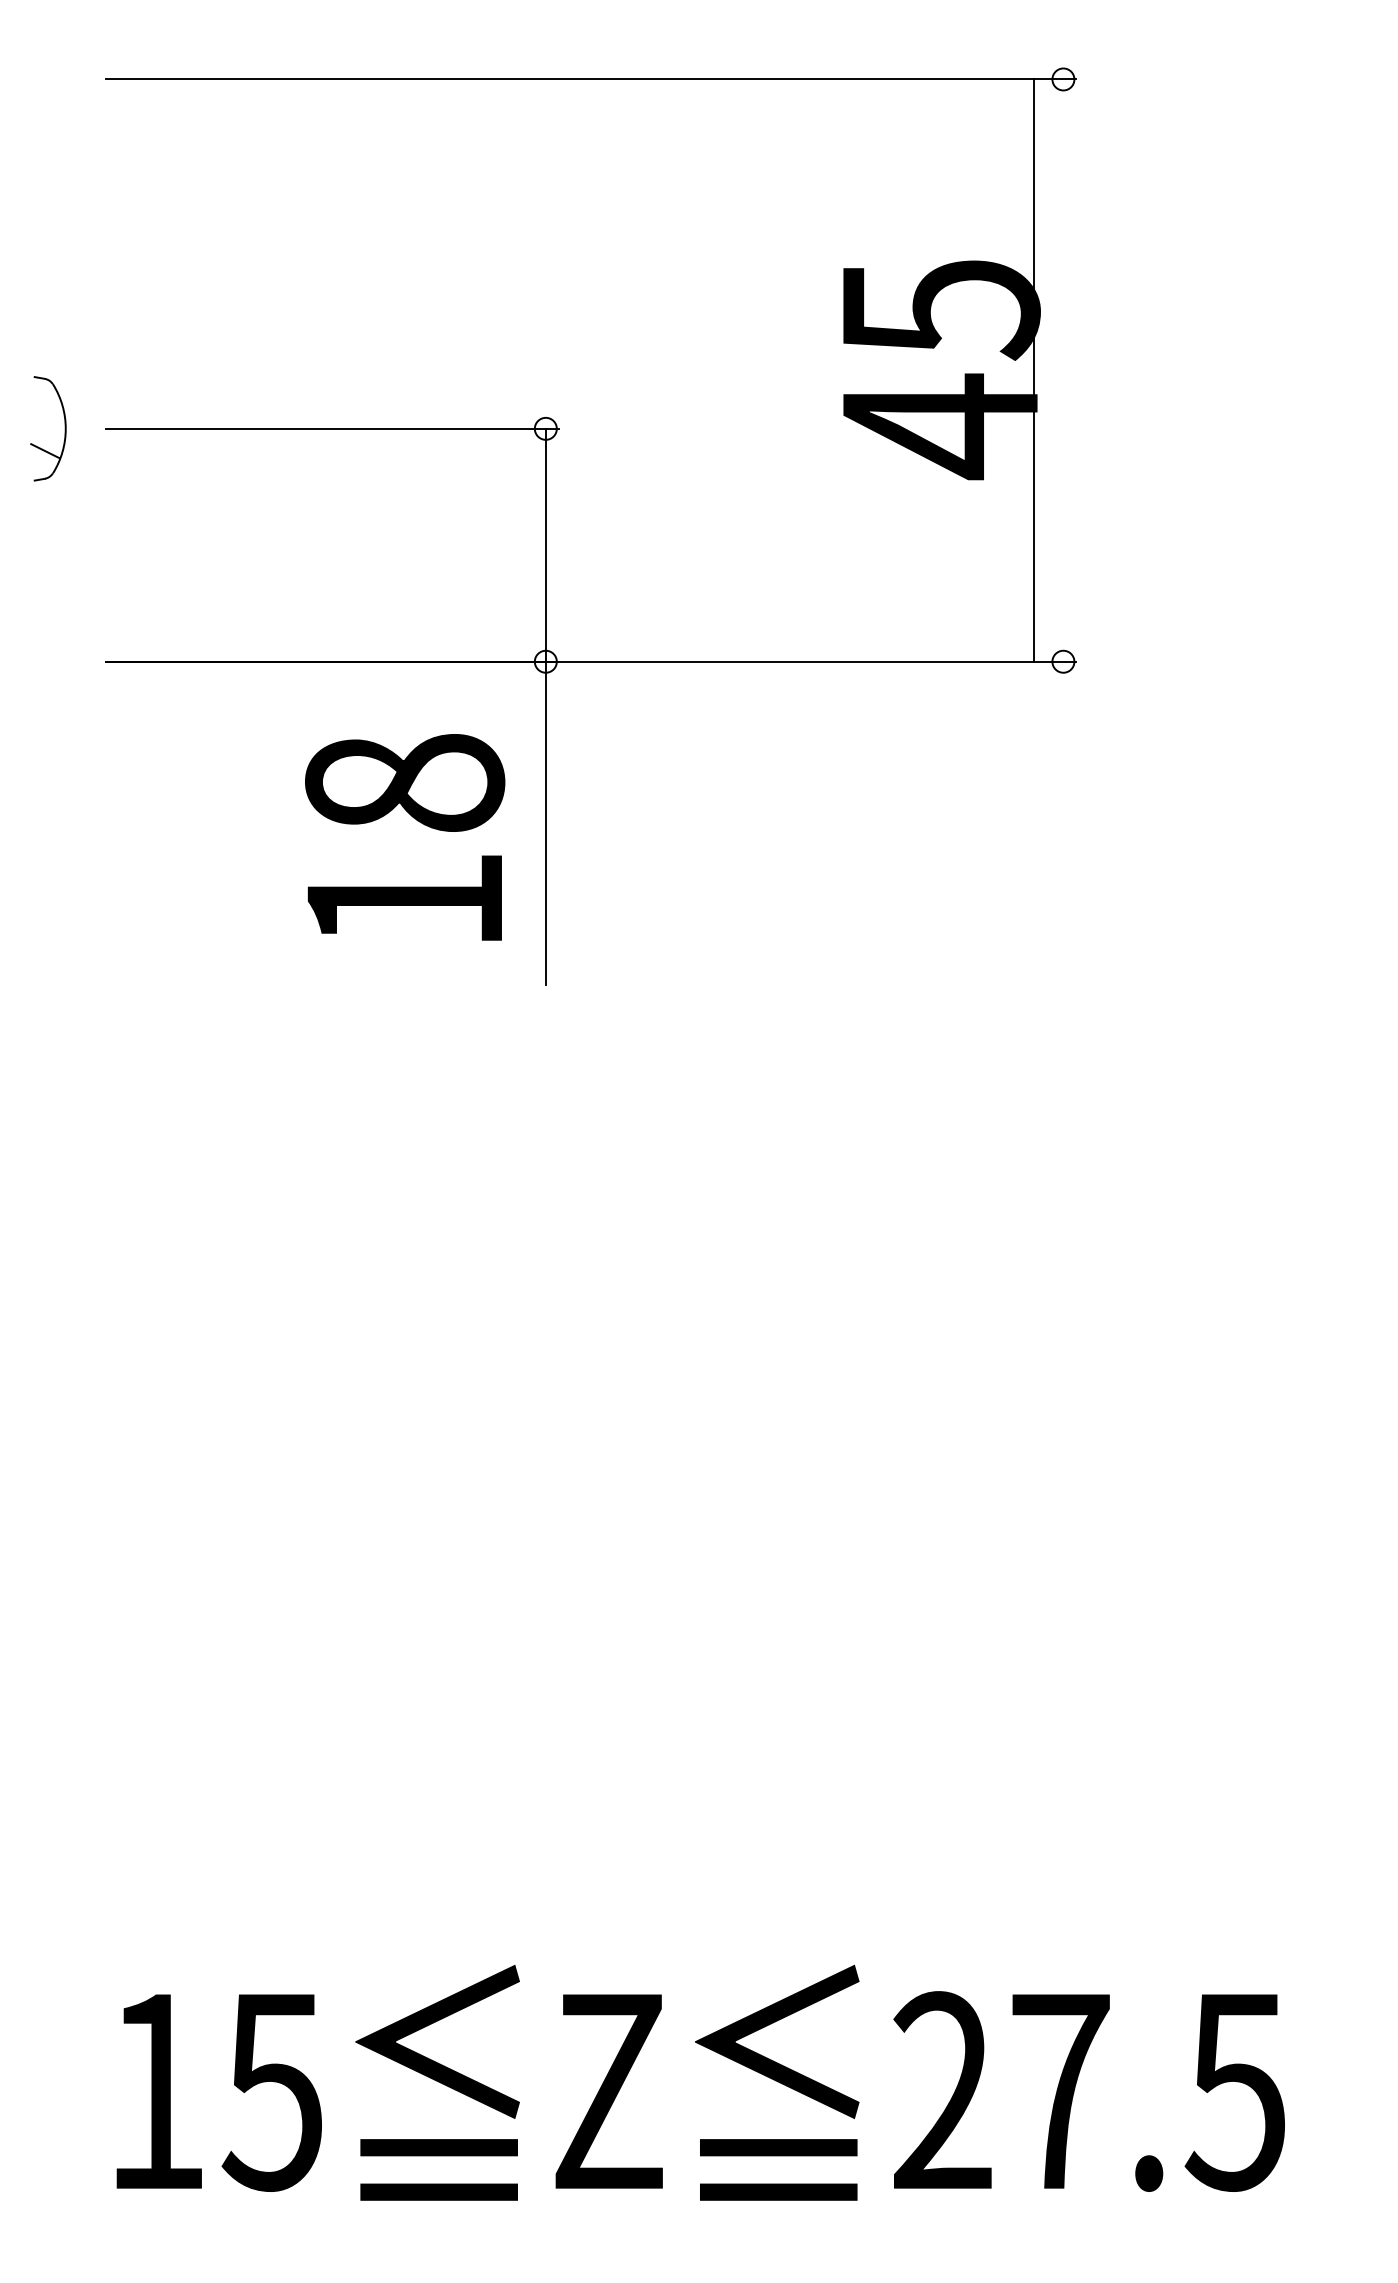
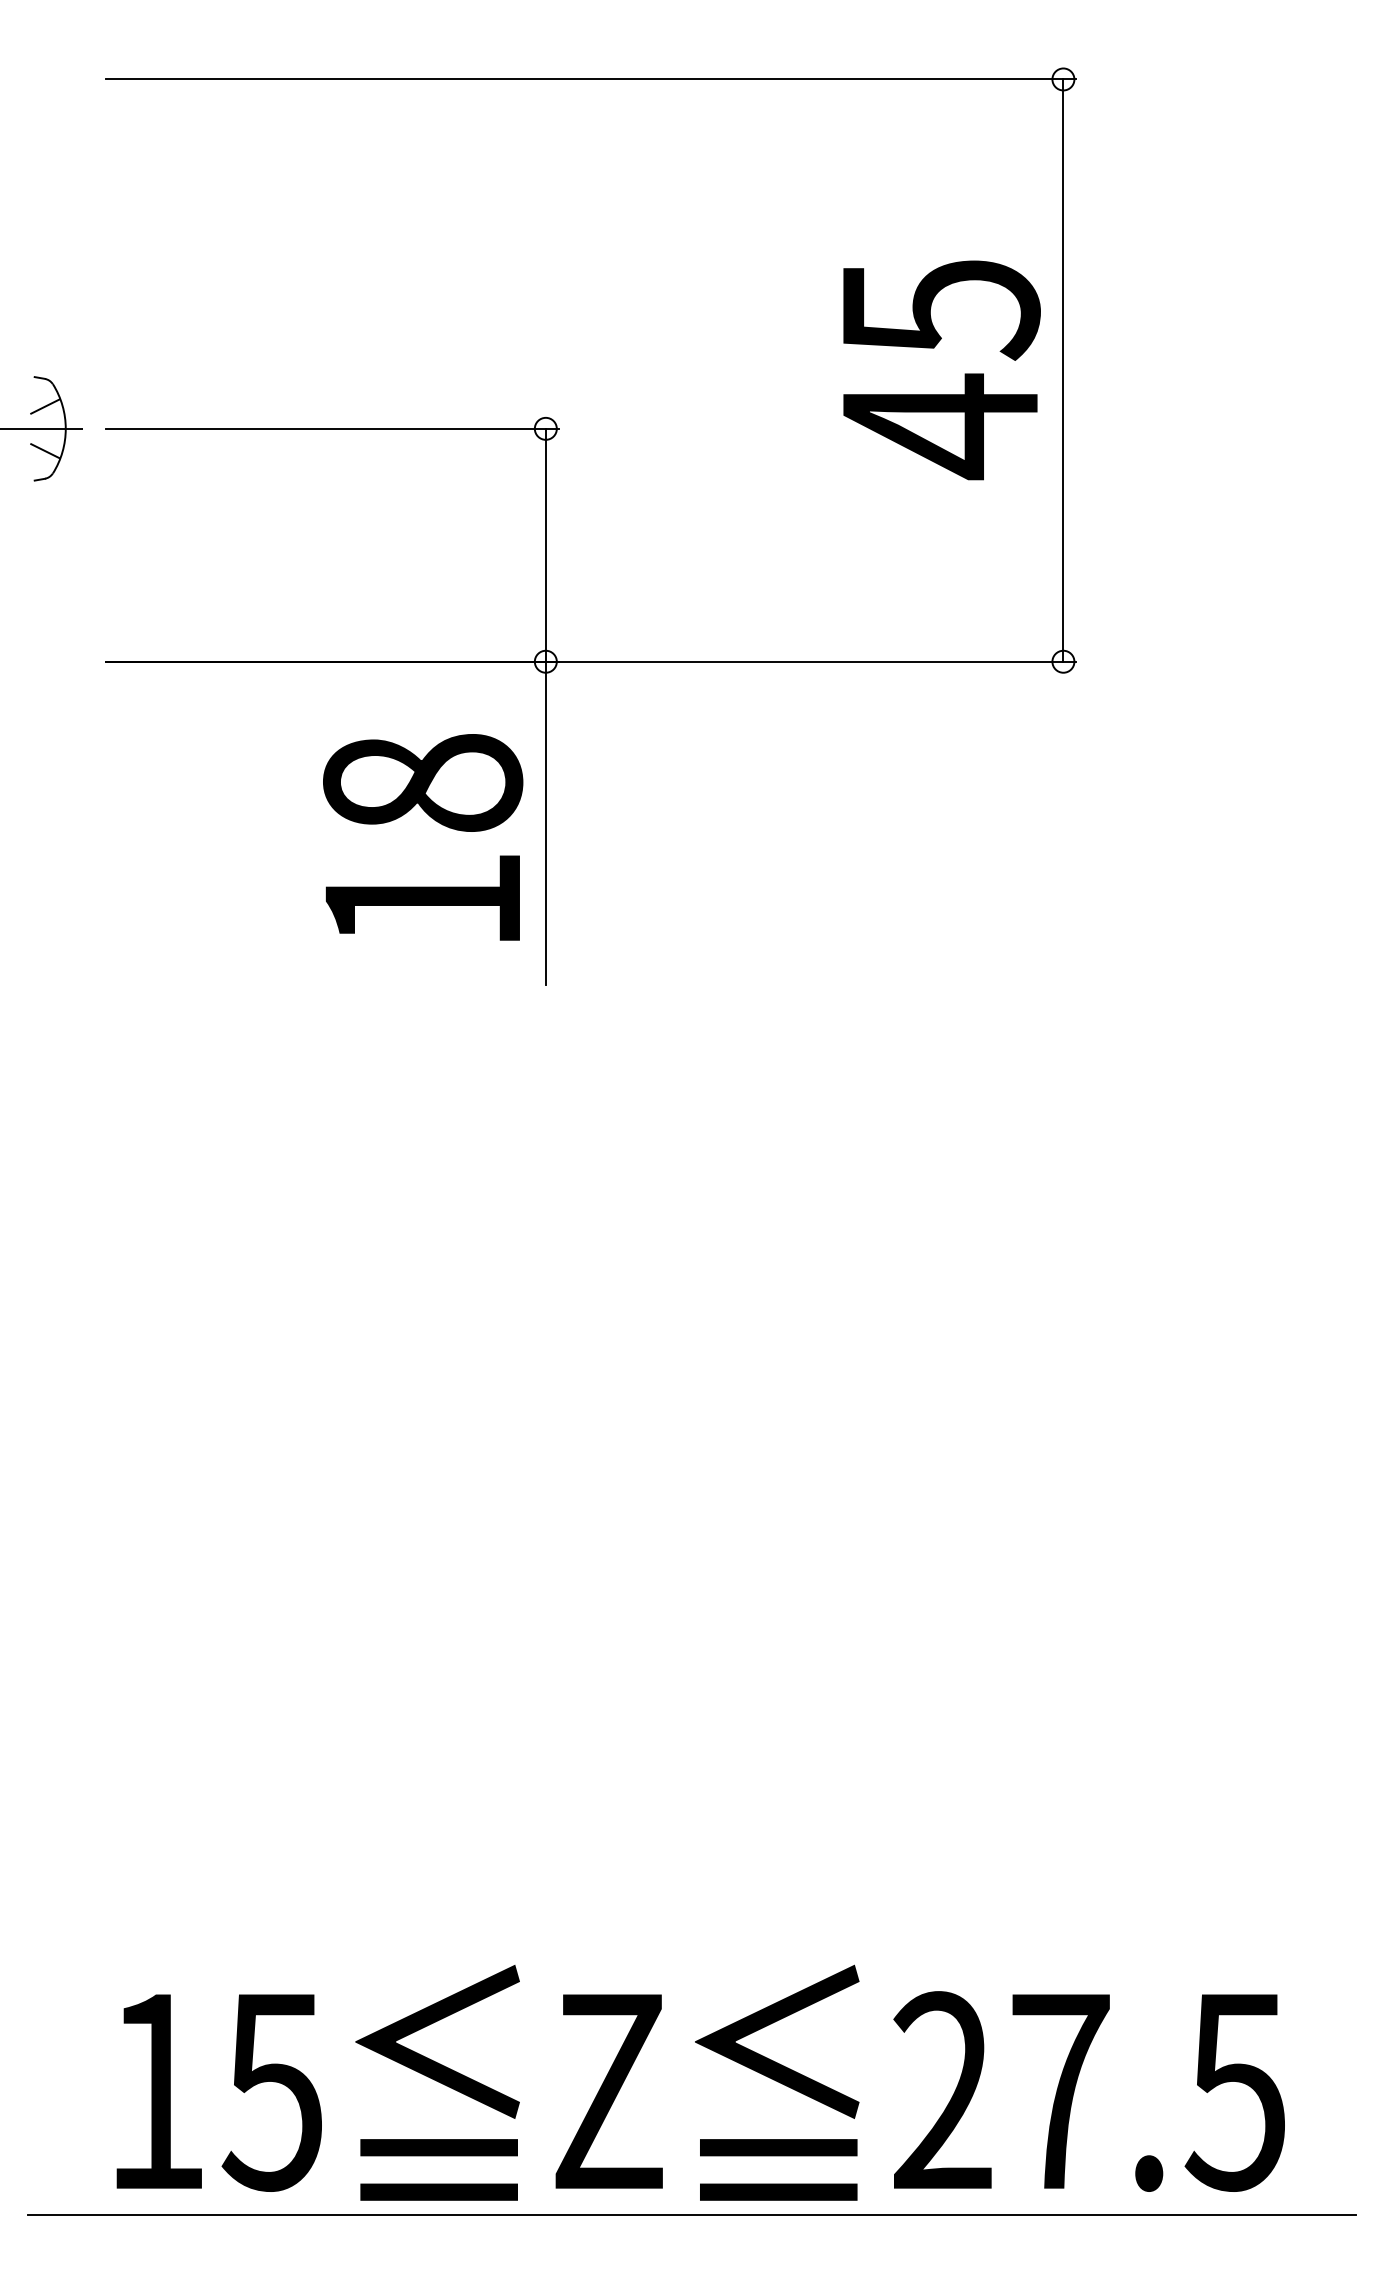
line position: (1034, 370) -> (1063, 370) (1063, 370)
line: none -> present (45, 406)
line: none -> present (42, 428)
text position: (405, 837) -> (423, 837) (423, 837)
line: none -> present (691, 2214)
